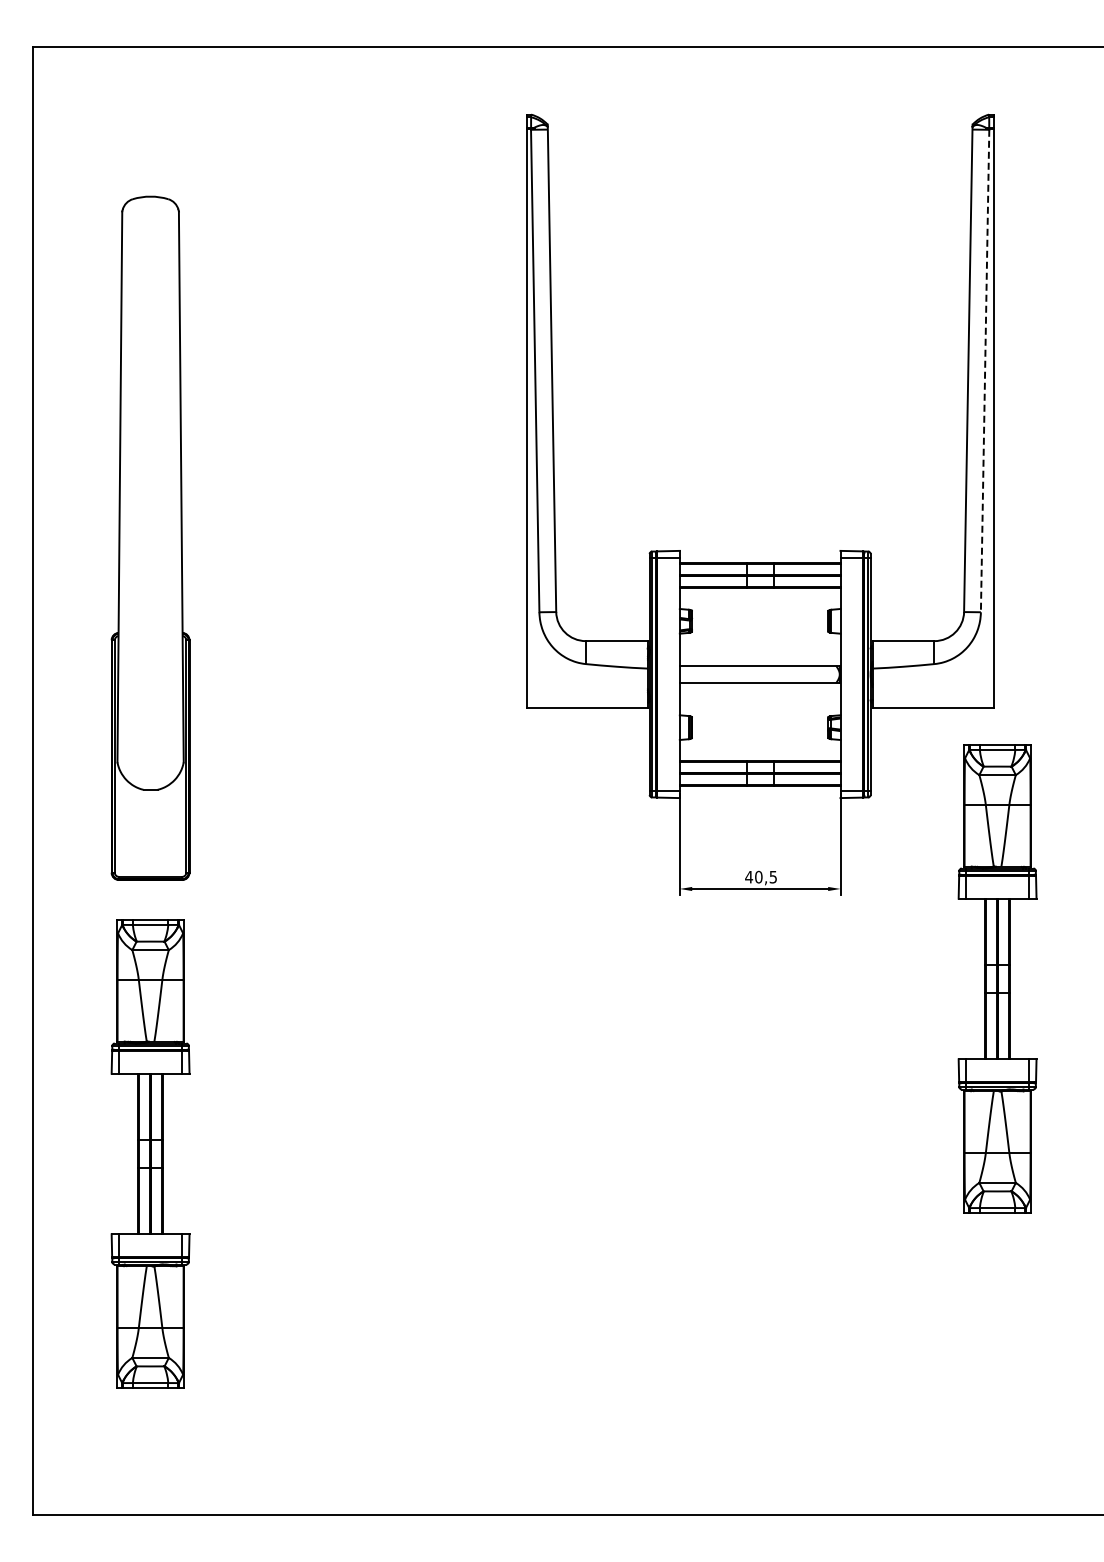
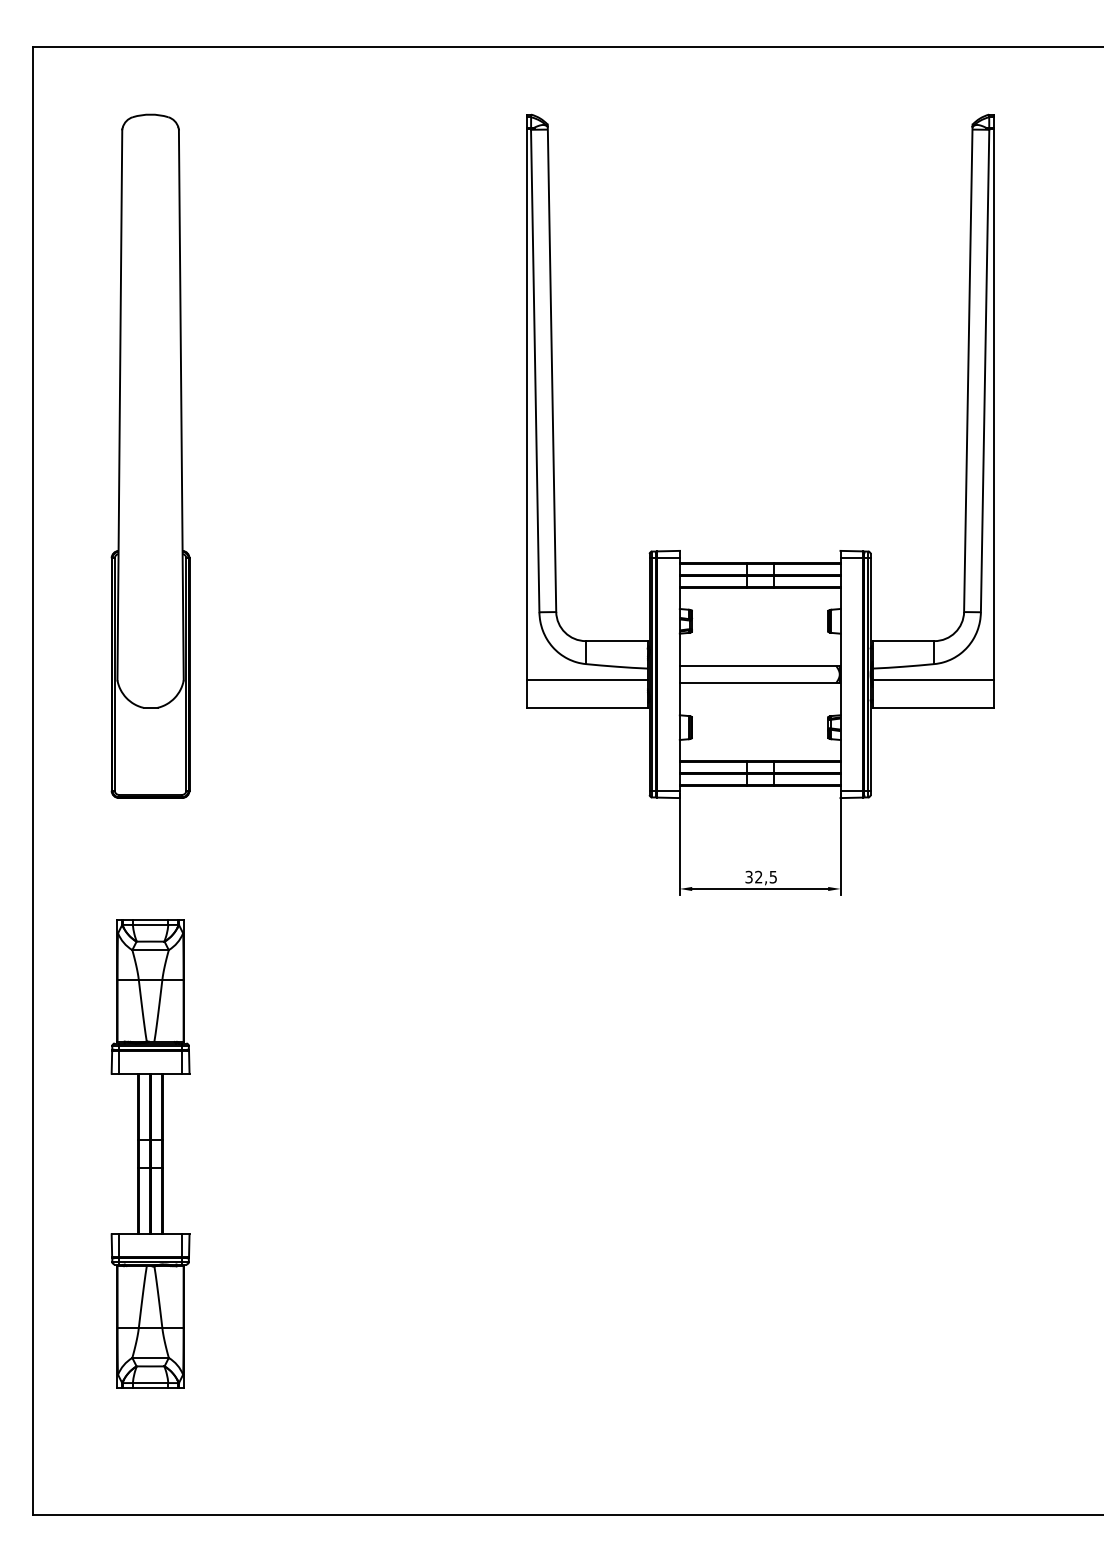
line: dashed -> solid (985, 371)
part position: (150, 537) -> (150, 455) (150, 455)
line: none -> present (586, 680)
line: none -> present (932, 680)
text: 40,5 -> 32,5 (753, 876)
part: present -> none (997, 978)
